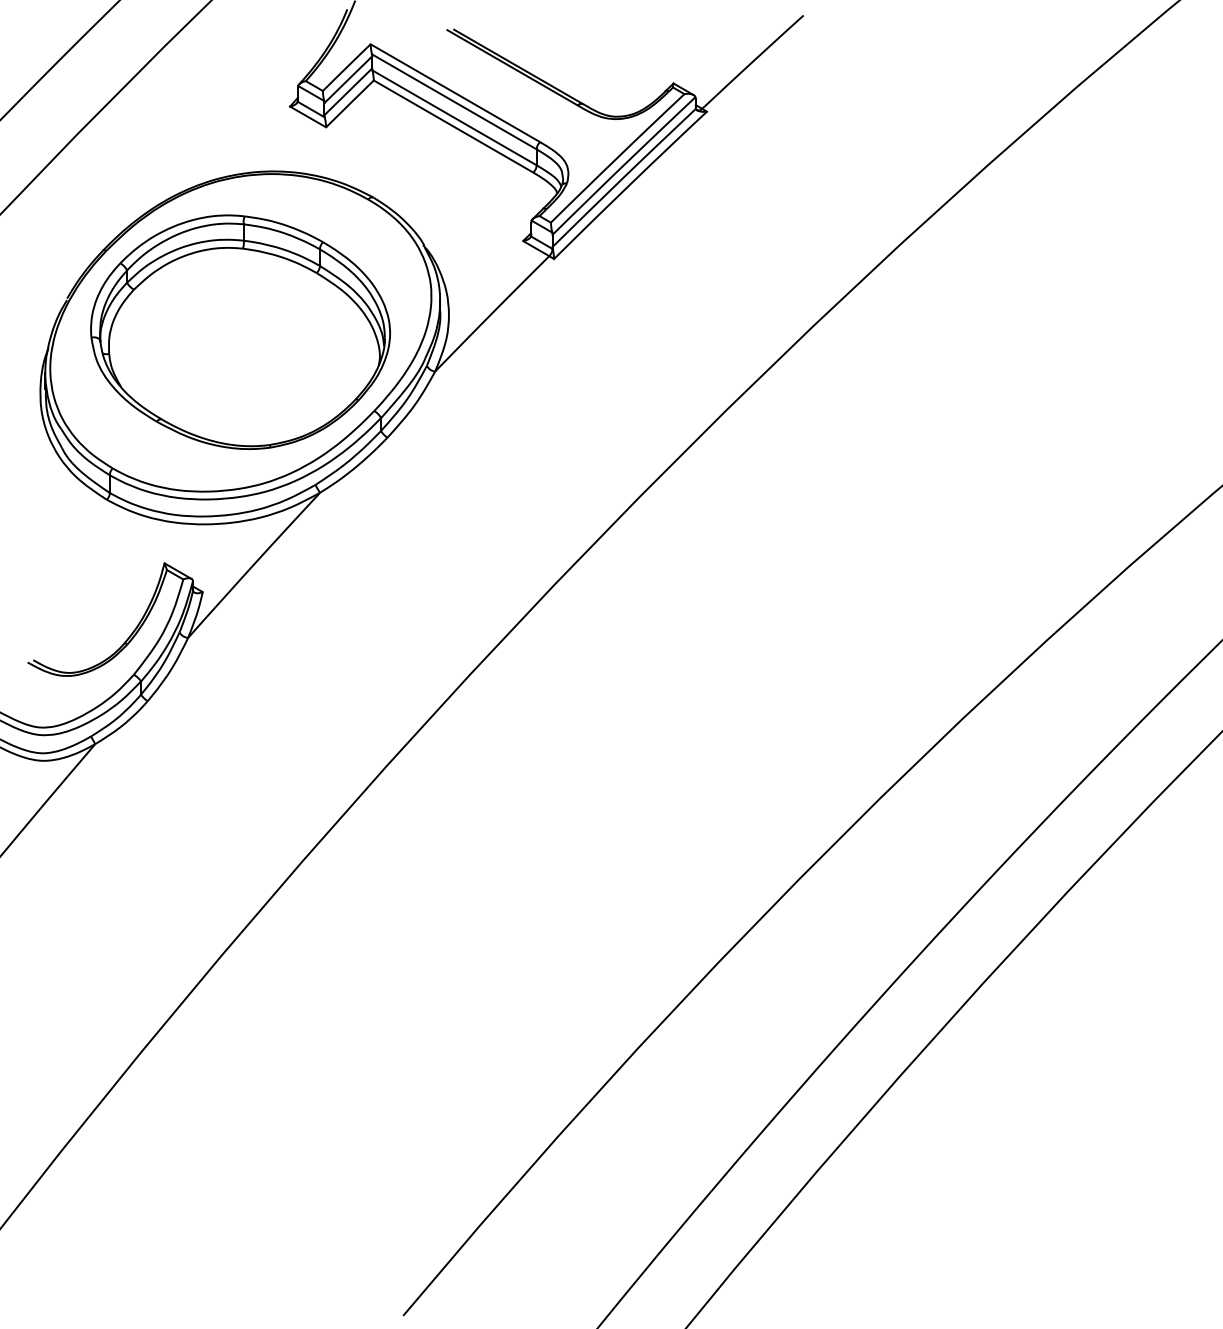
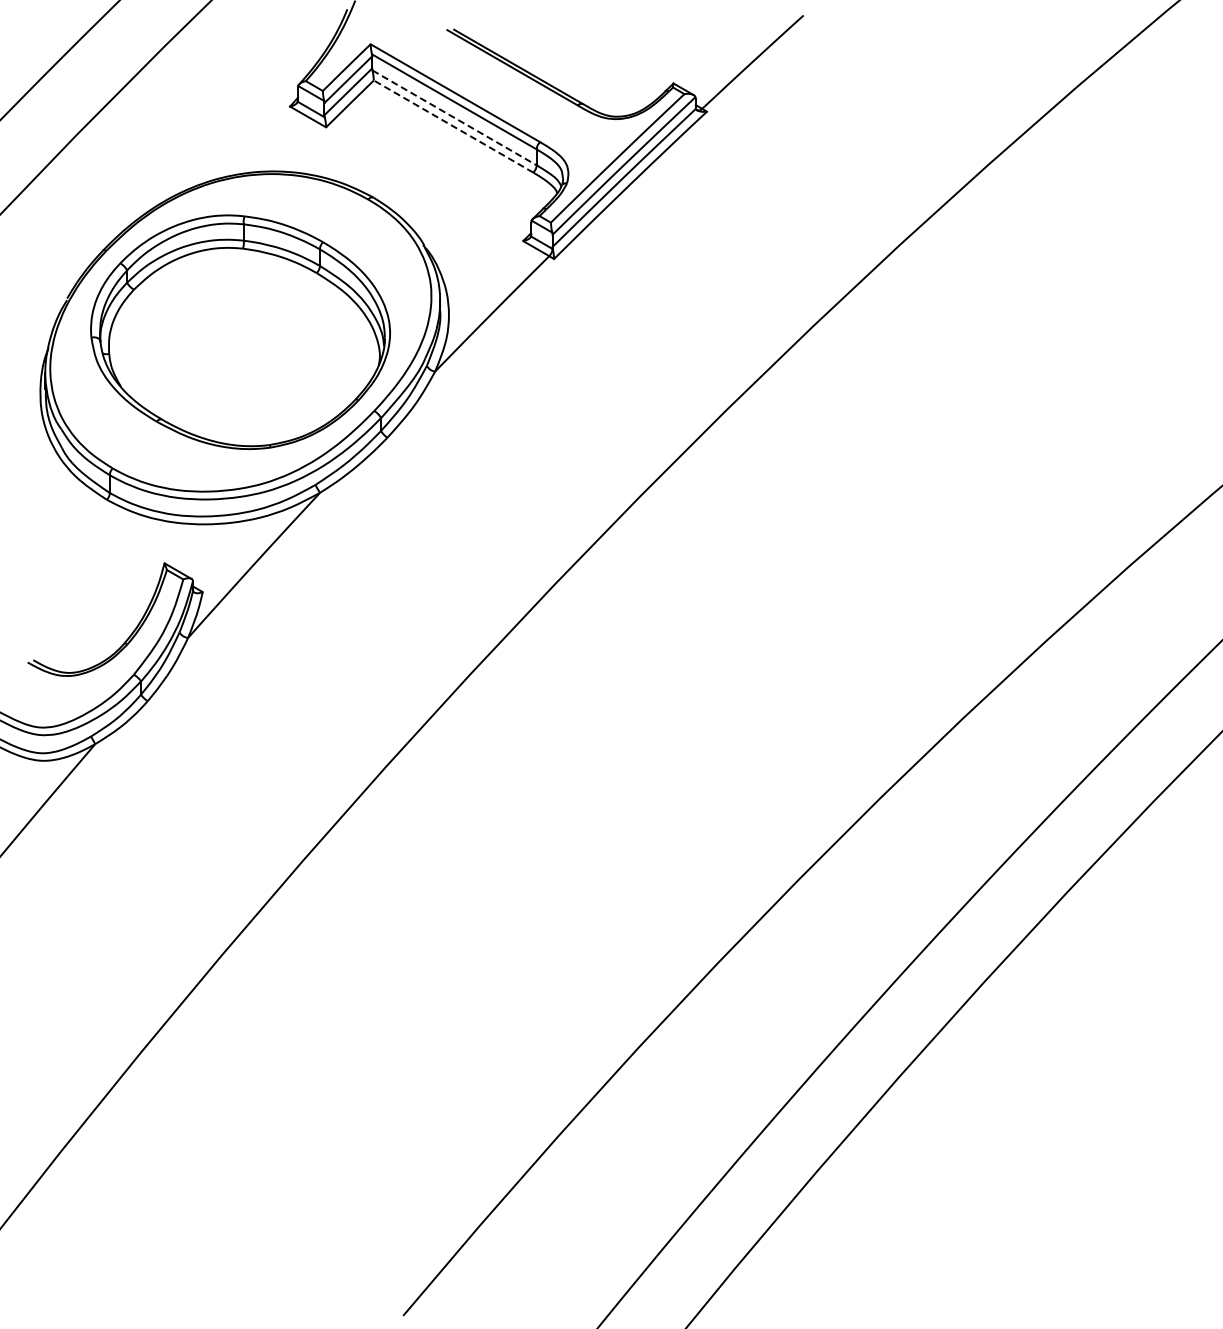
line: solid -> dashed (454, 117)
line: solid -> dashed (453, 126)
